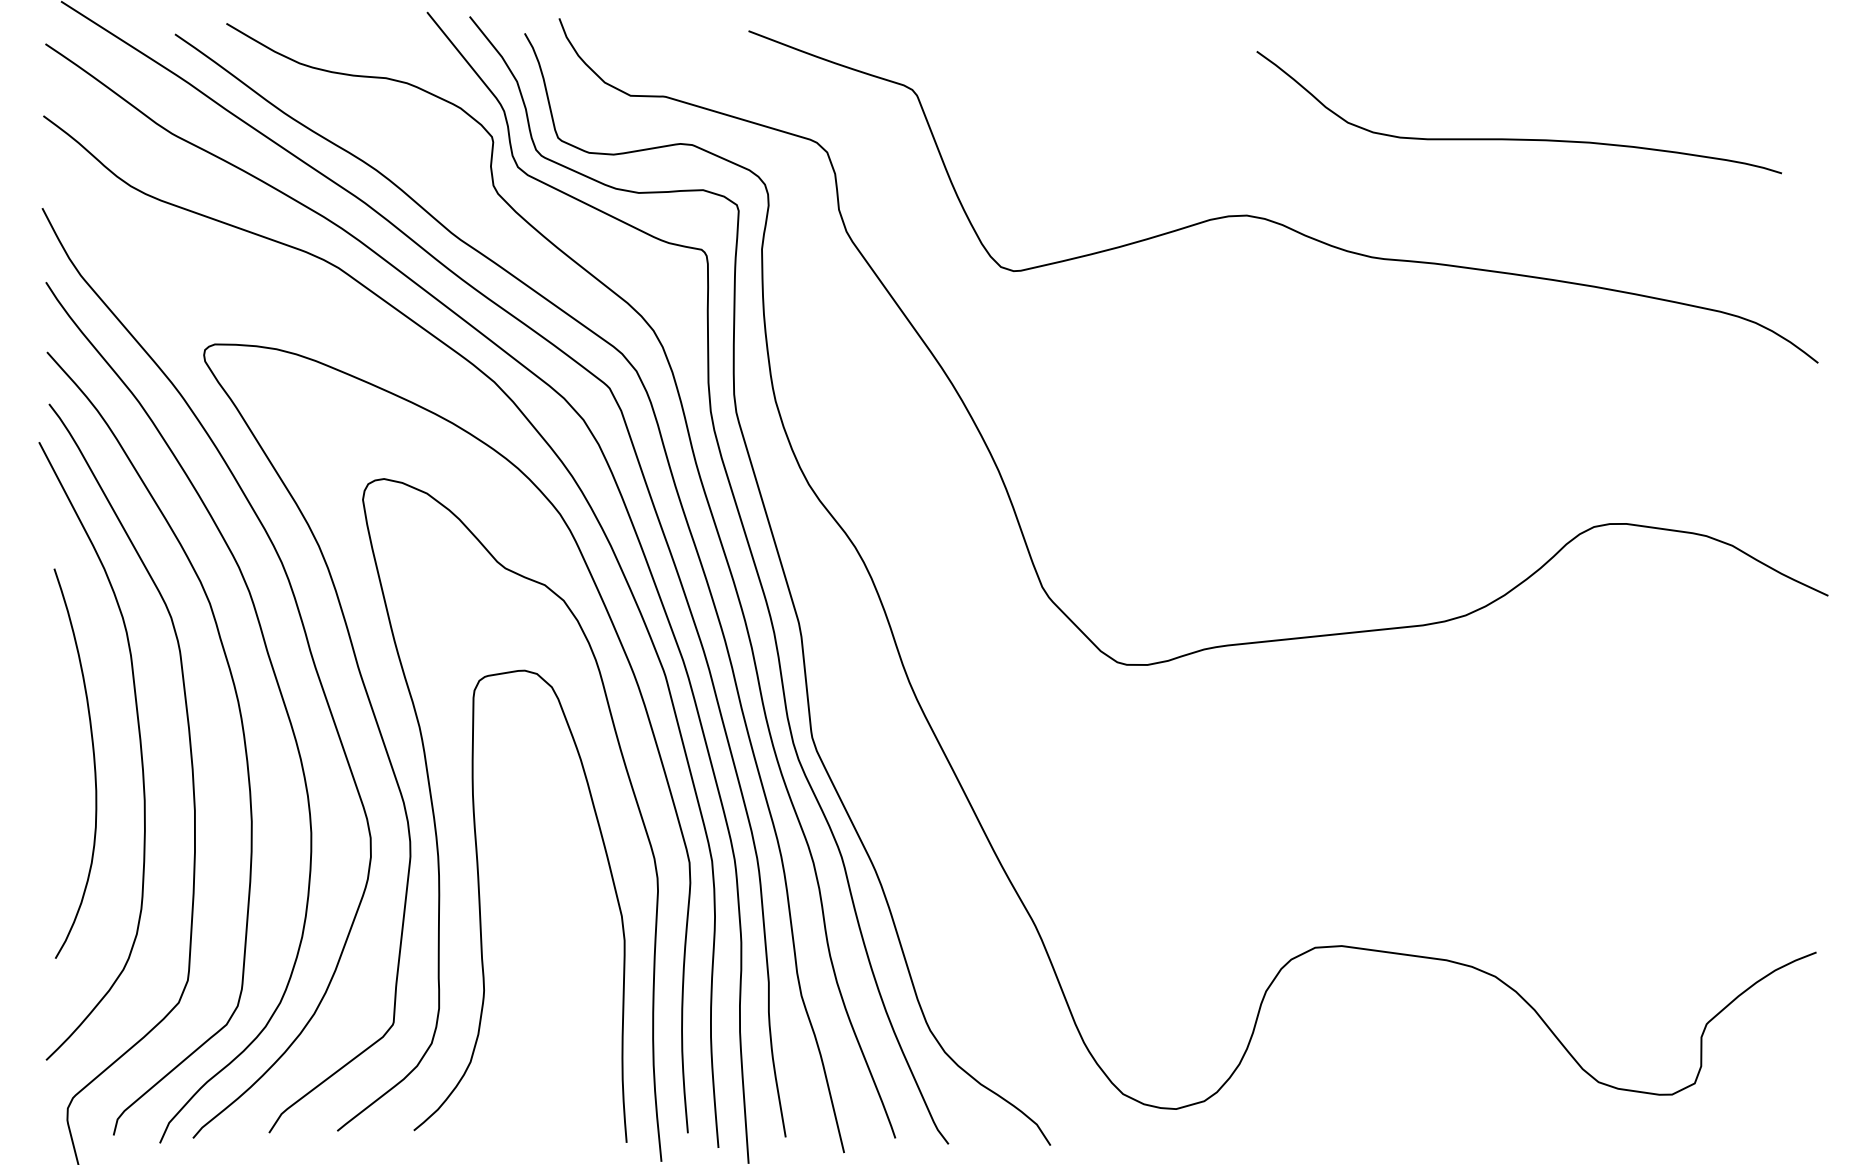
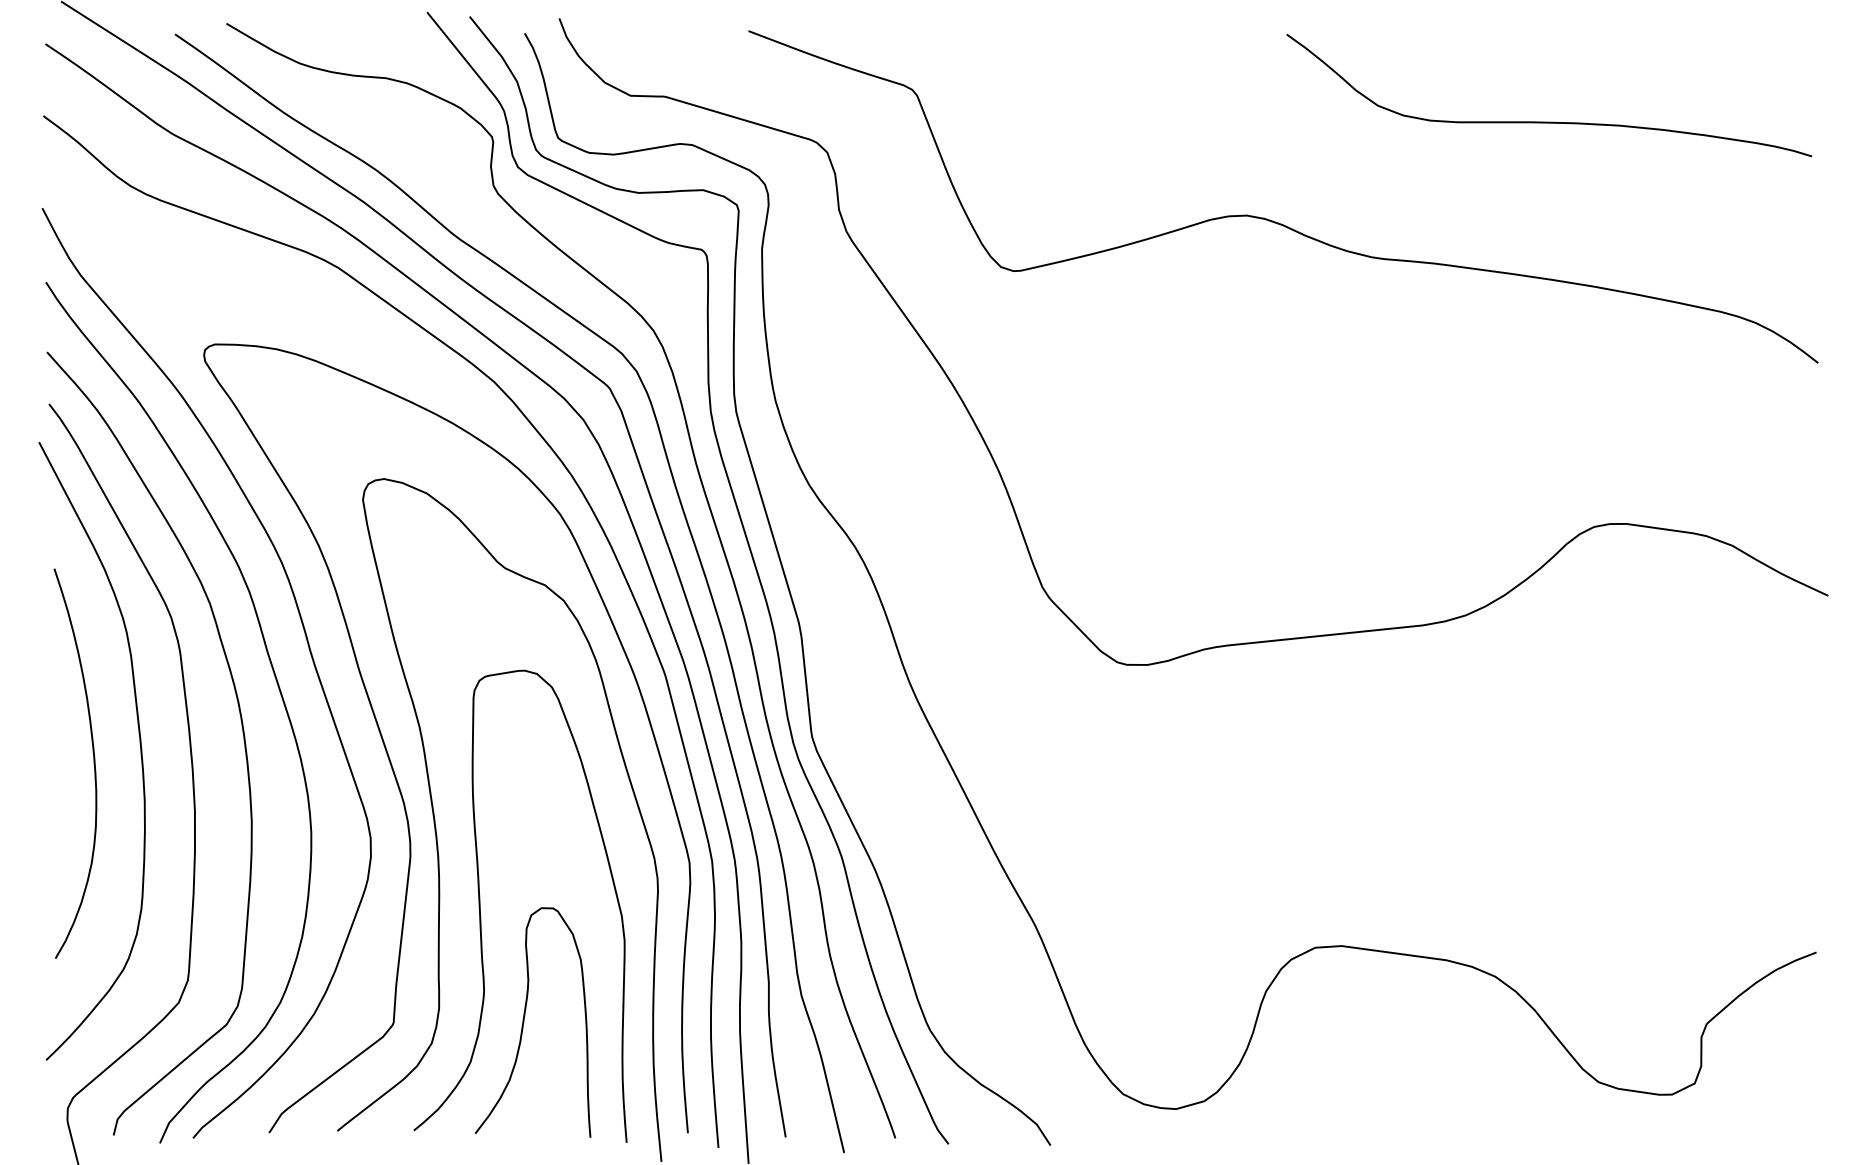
curve position: (1519, 138) -> (1549, 121) (1549, 121)
curve: none -> present (524, 1022)
